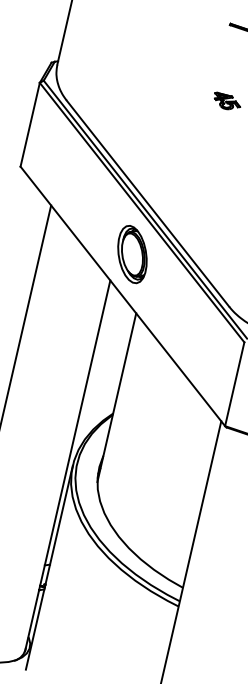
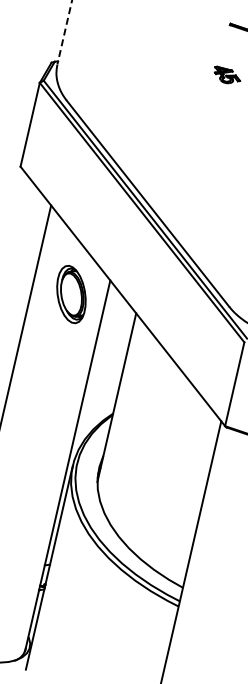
line: solid -> dashed (64, 32)
part position: (227, 100) -> (227, 74) (227, 74)
part position: (132, 254) -> (71, 294) (71, 294)
